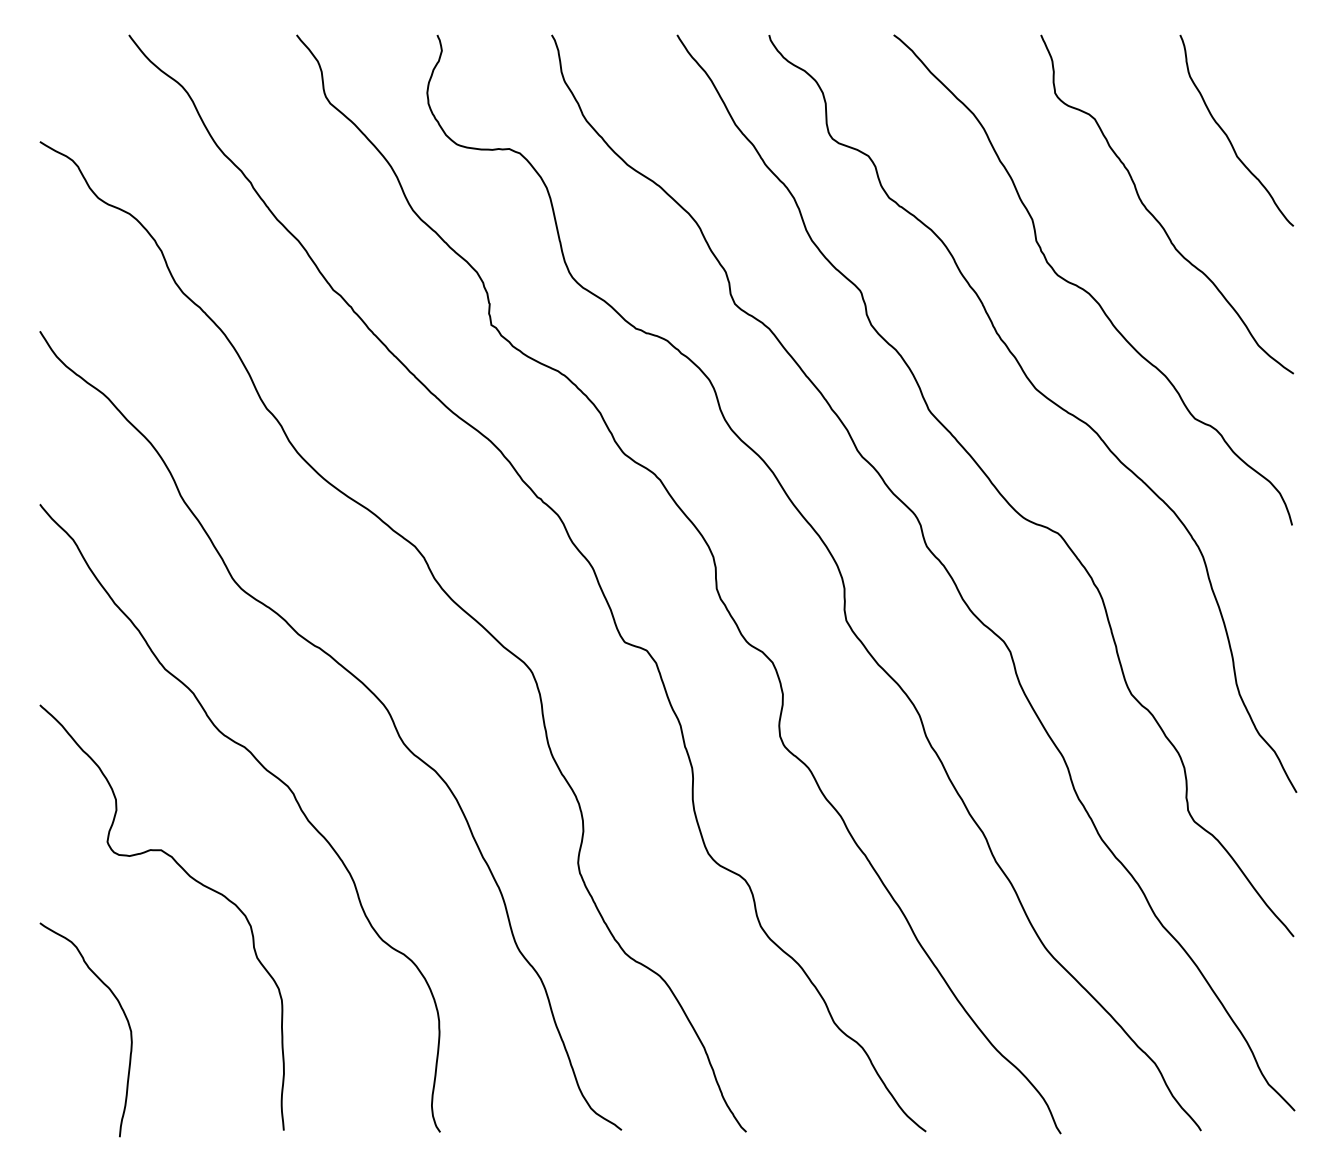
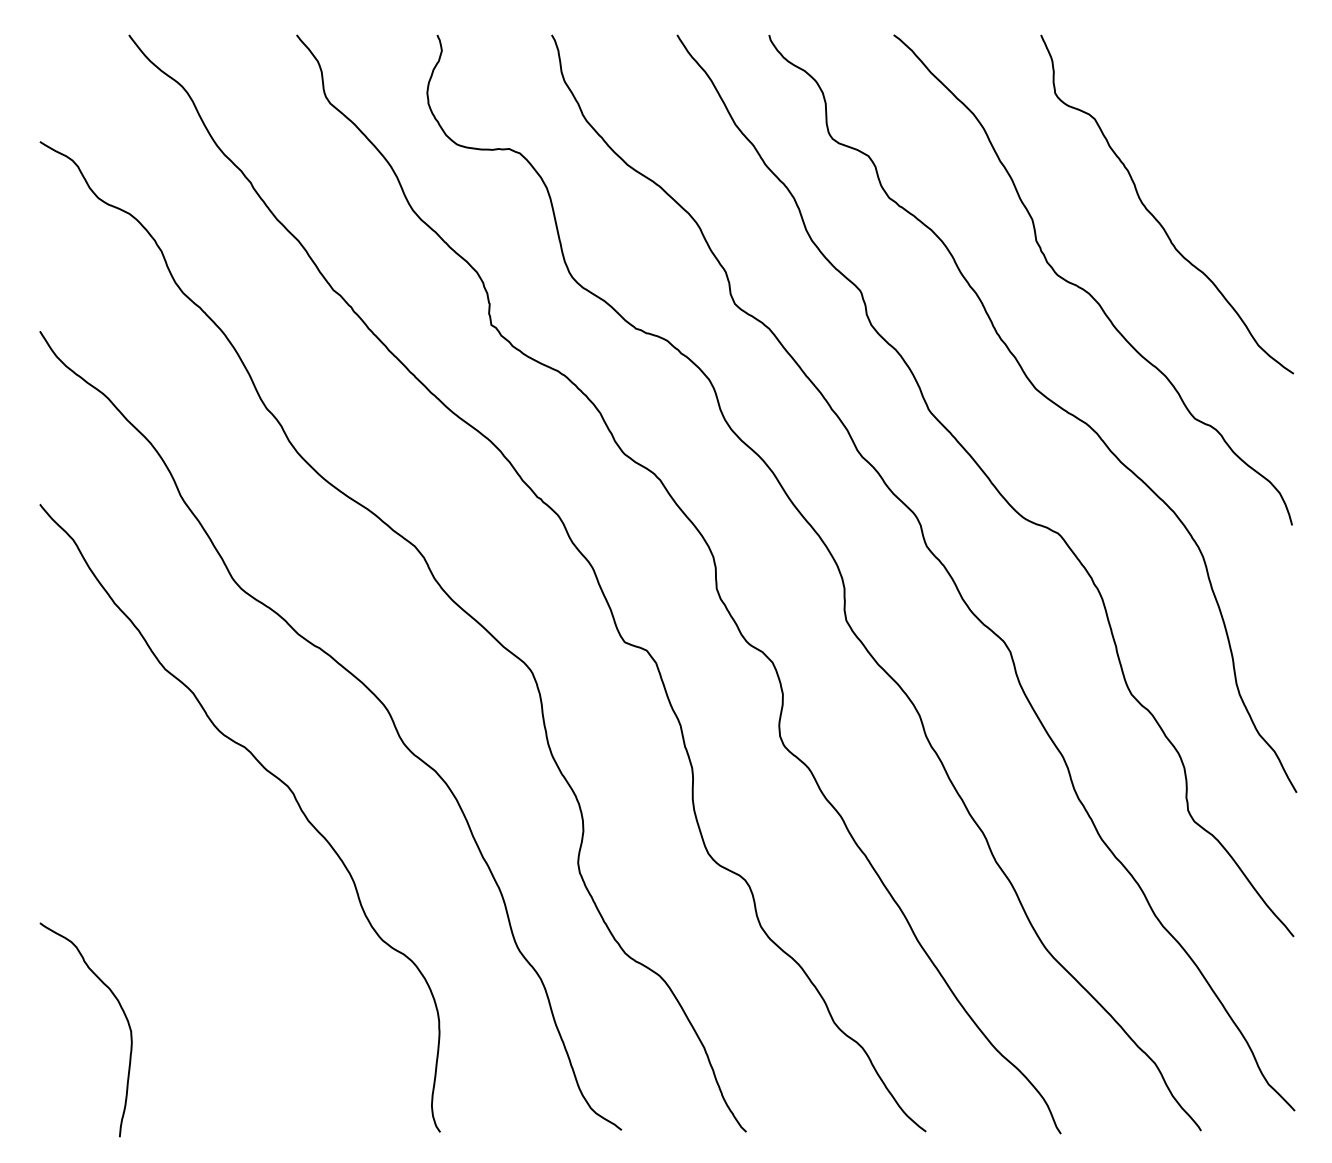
curve: present -> none (1227, 134)
curve: present -> none (189, 877)
